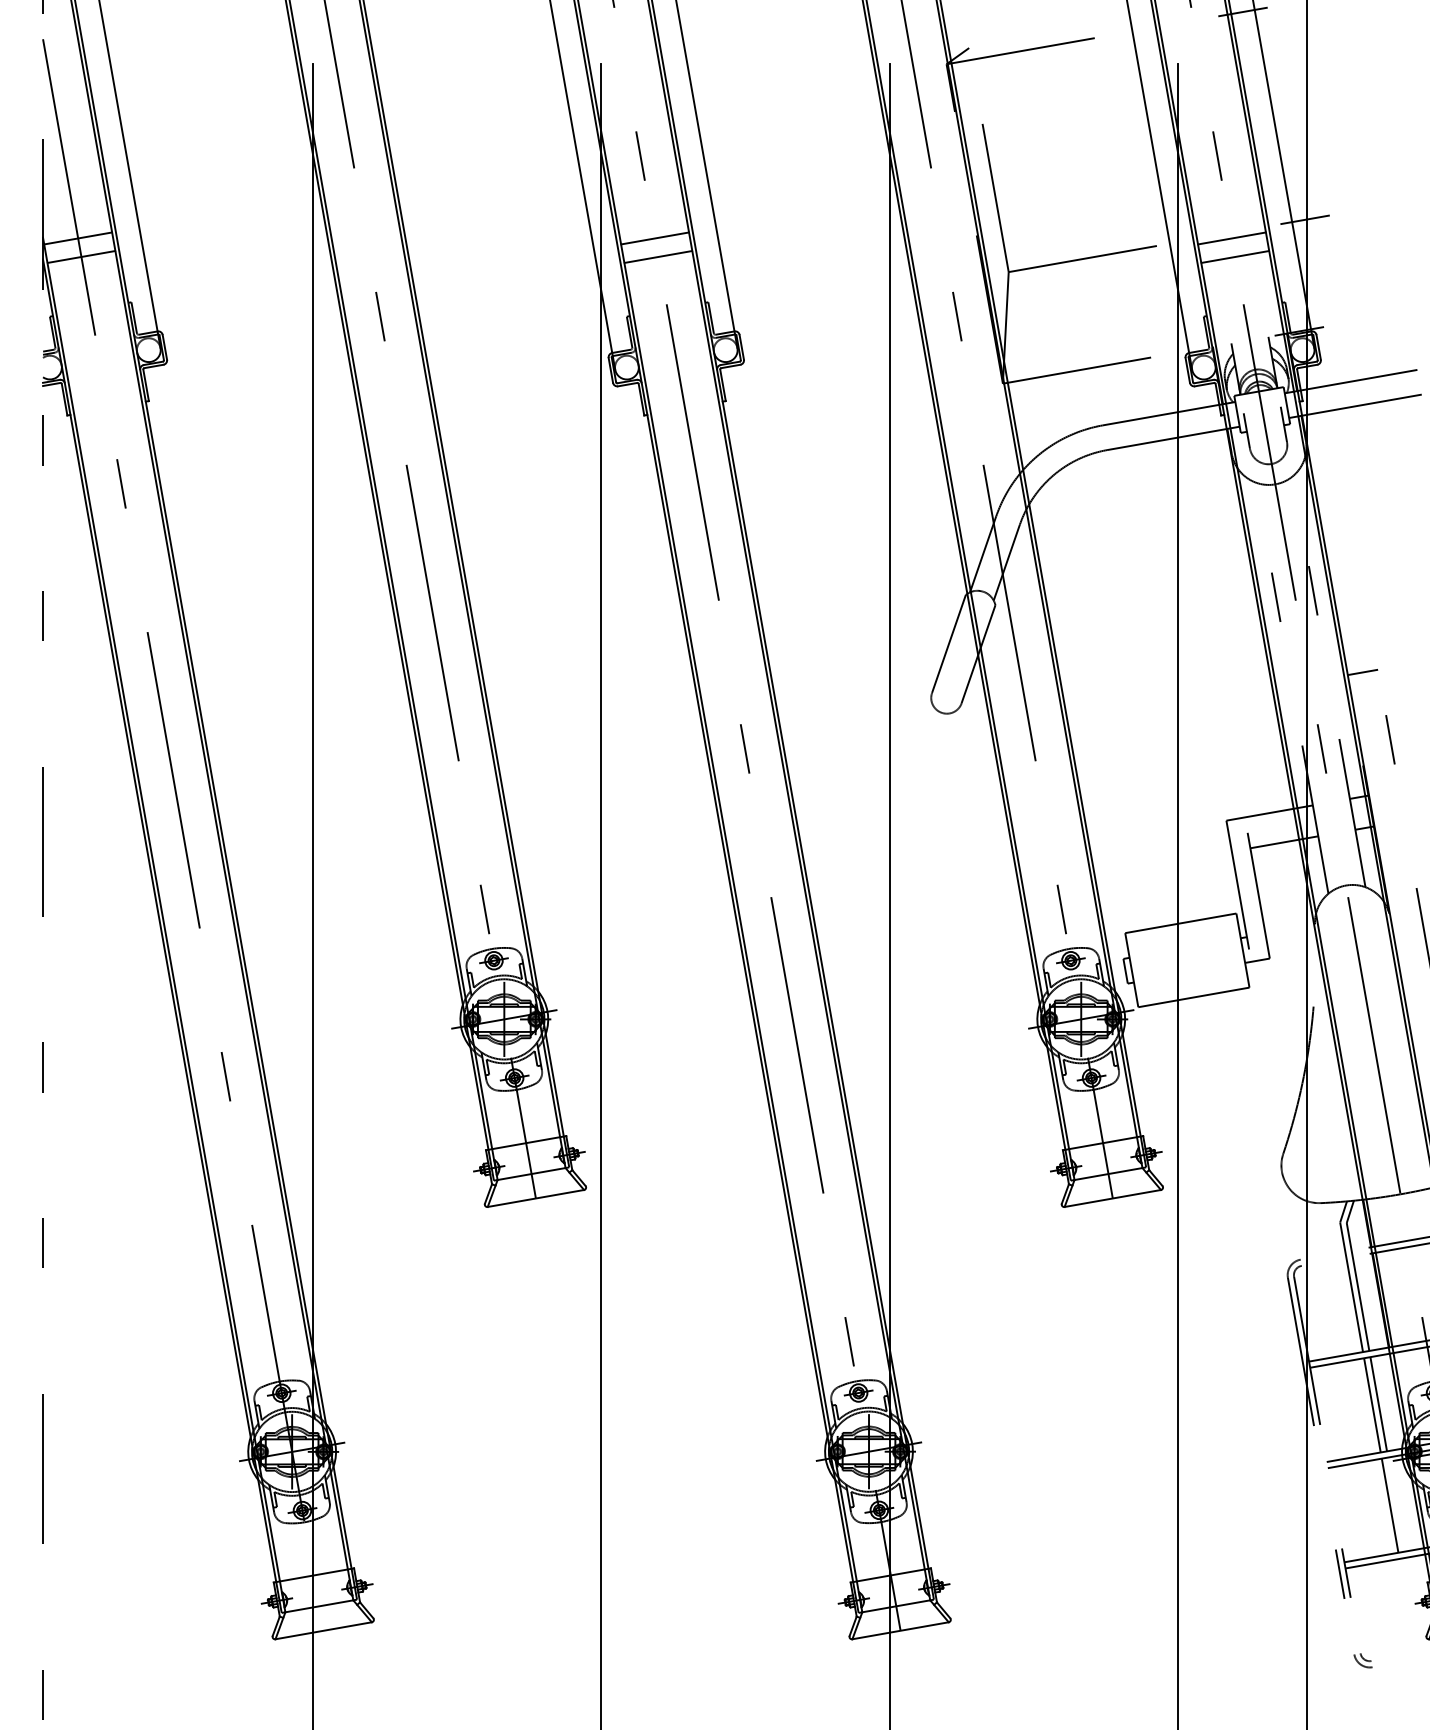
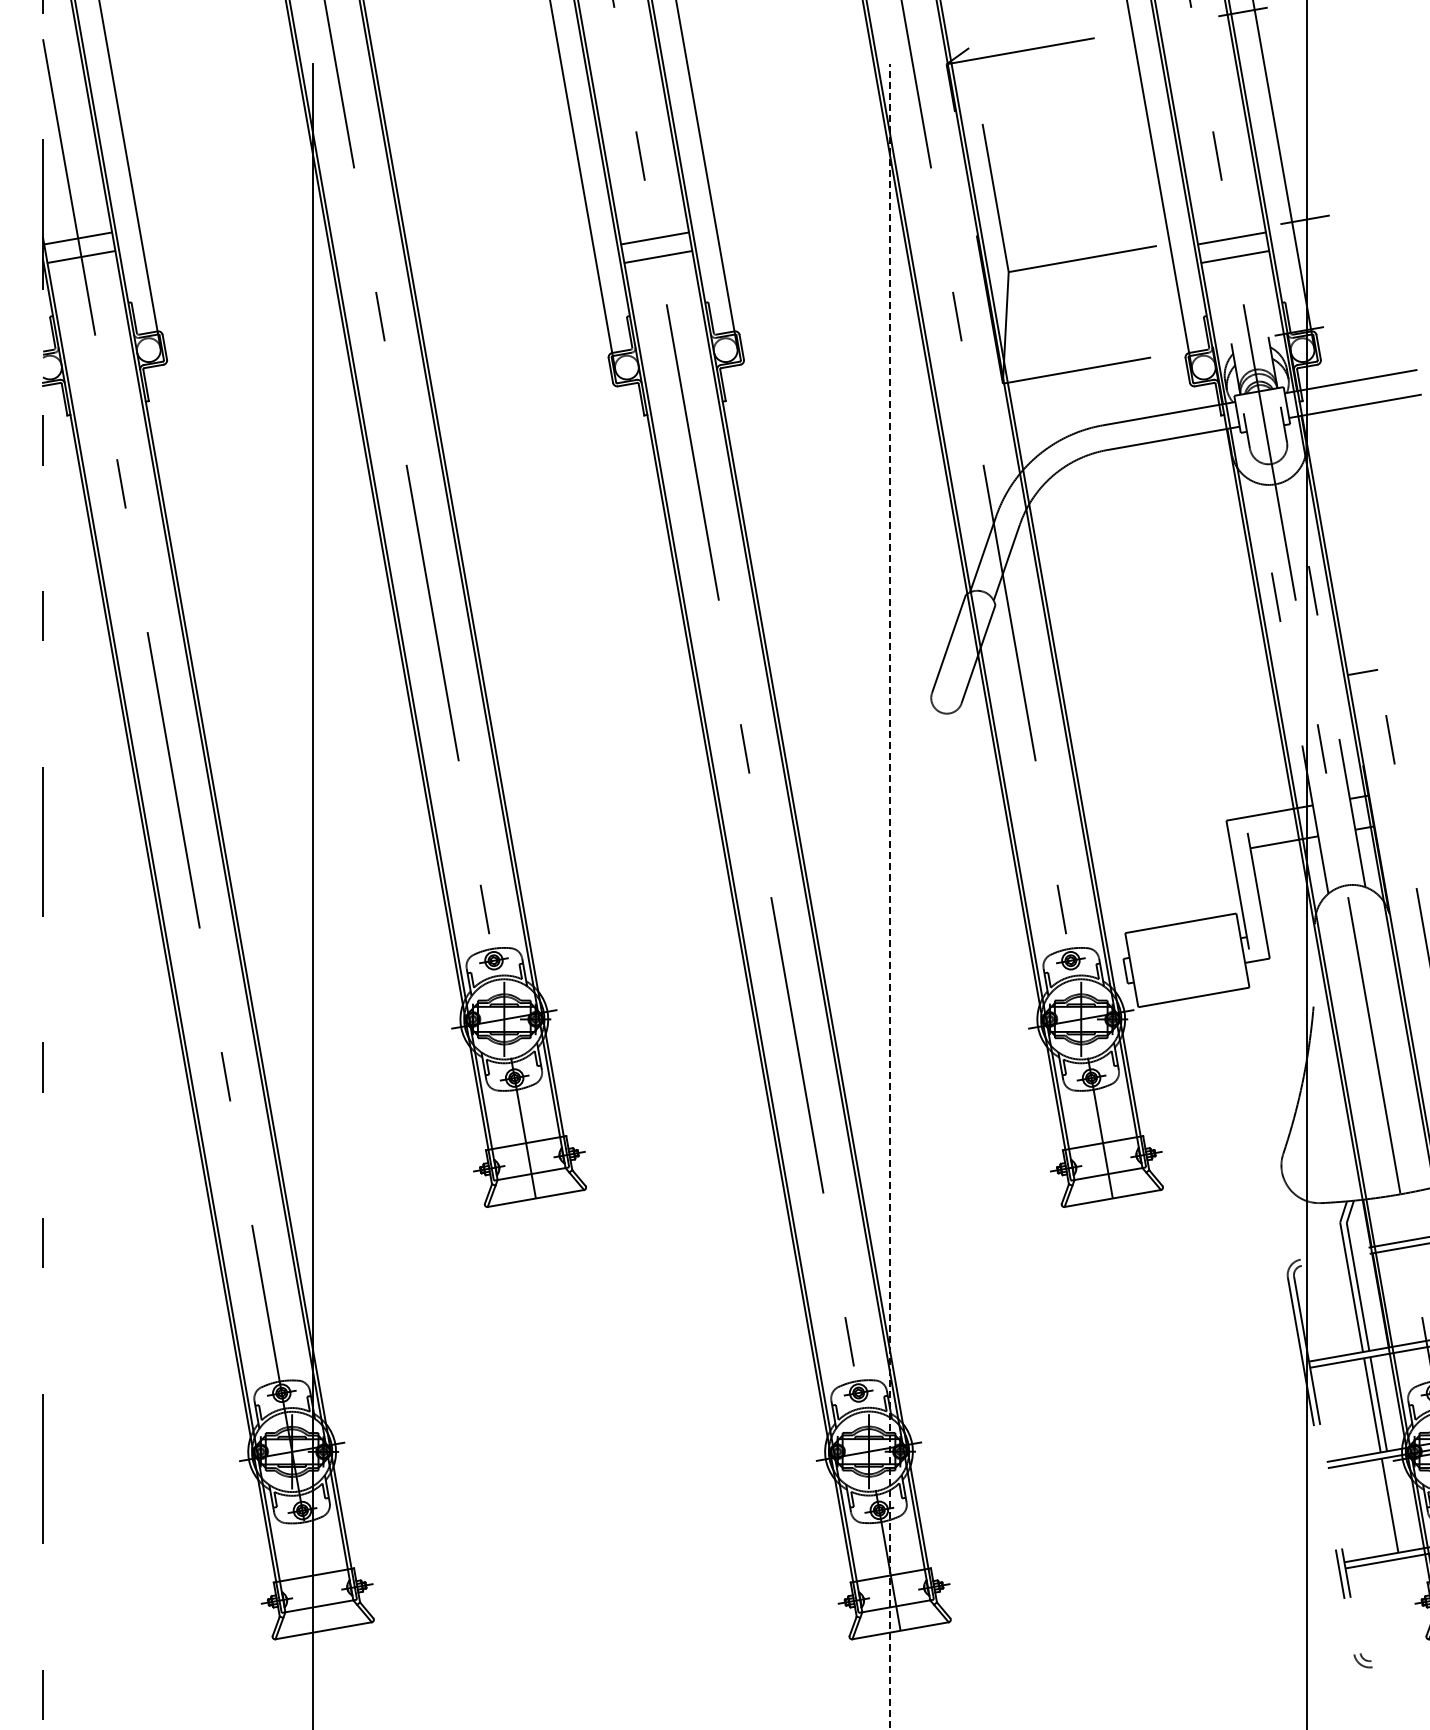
line: present -> none (601, 895)
line: present -> none (1178, 895)
line: solid -> dashed (889, 897)
